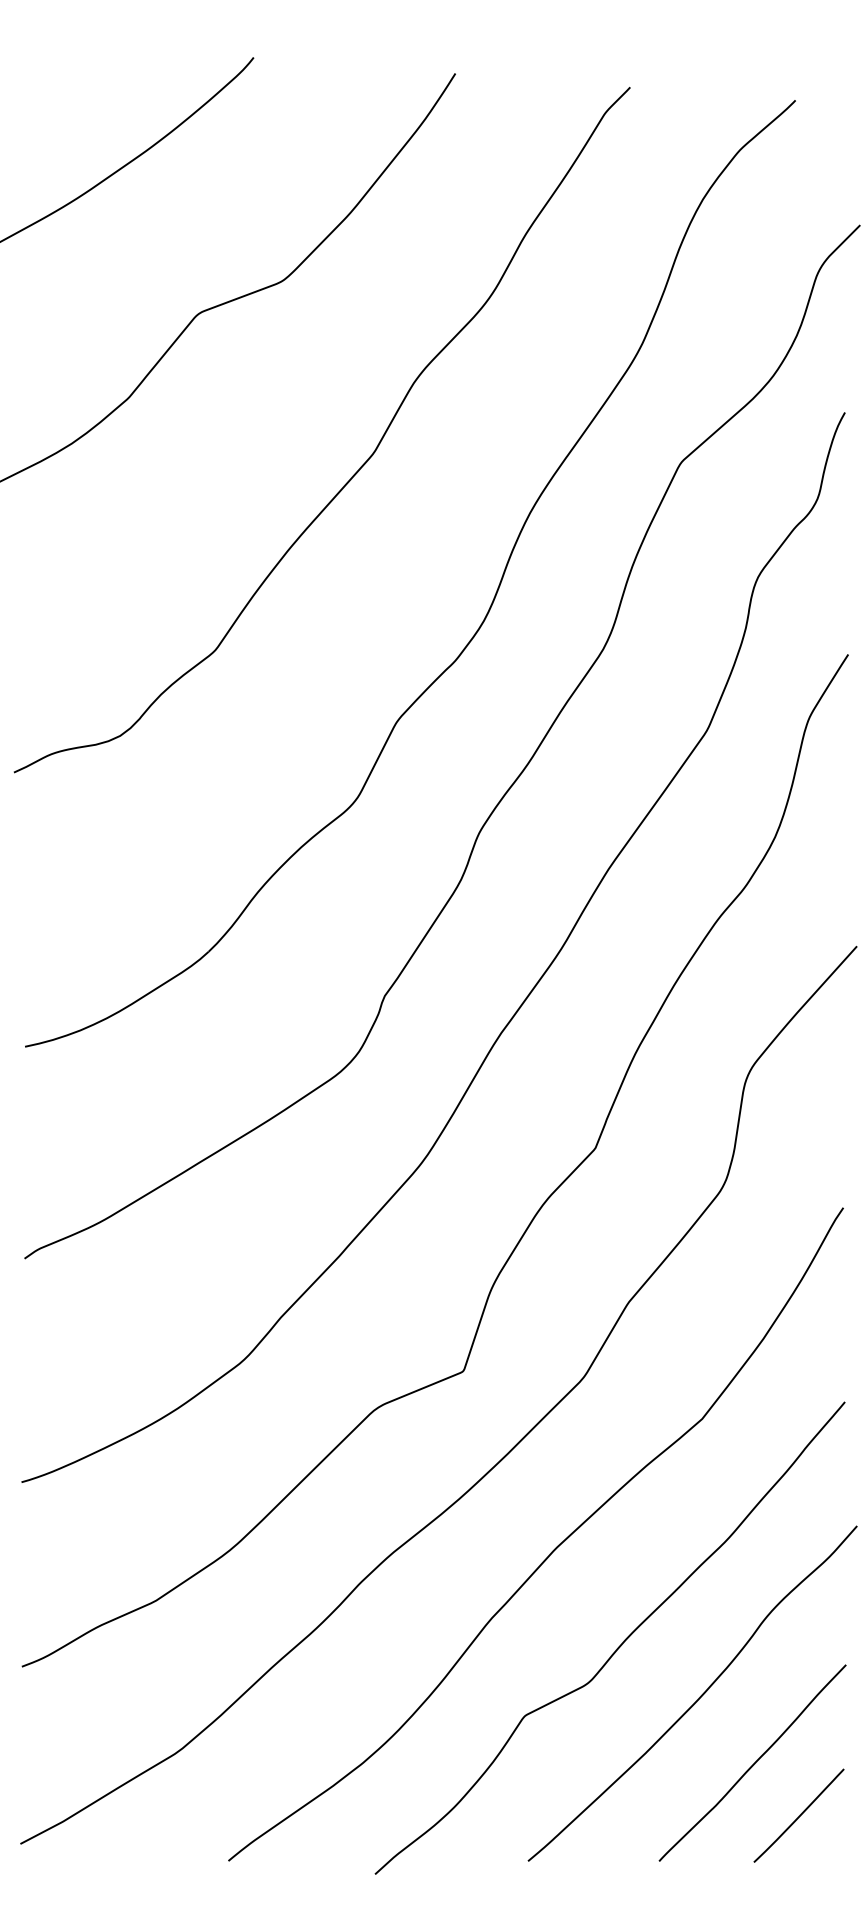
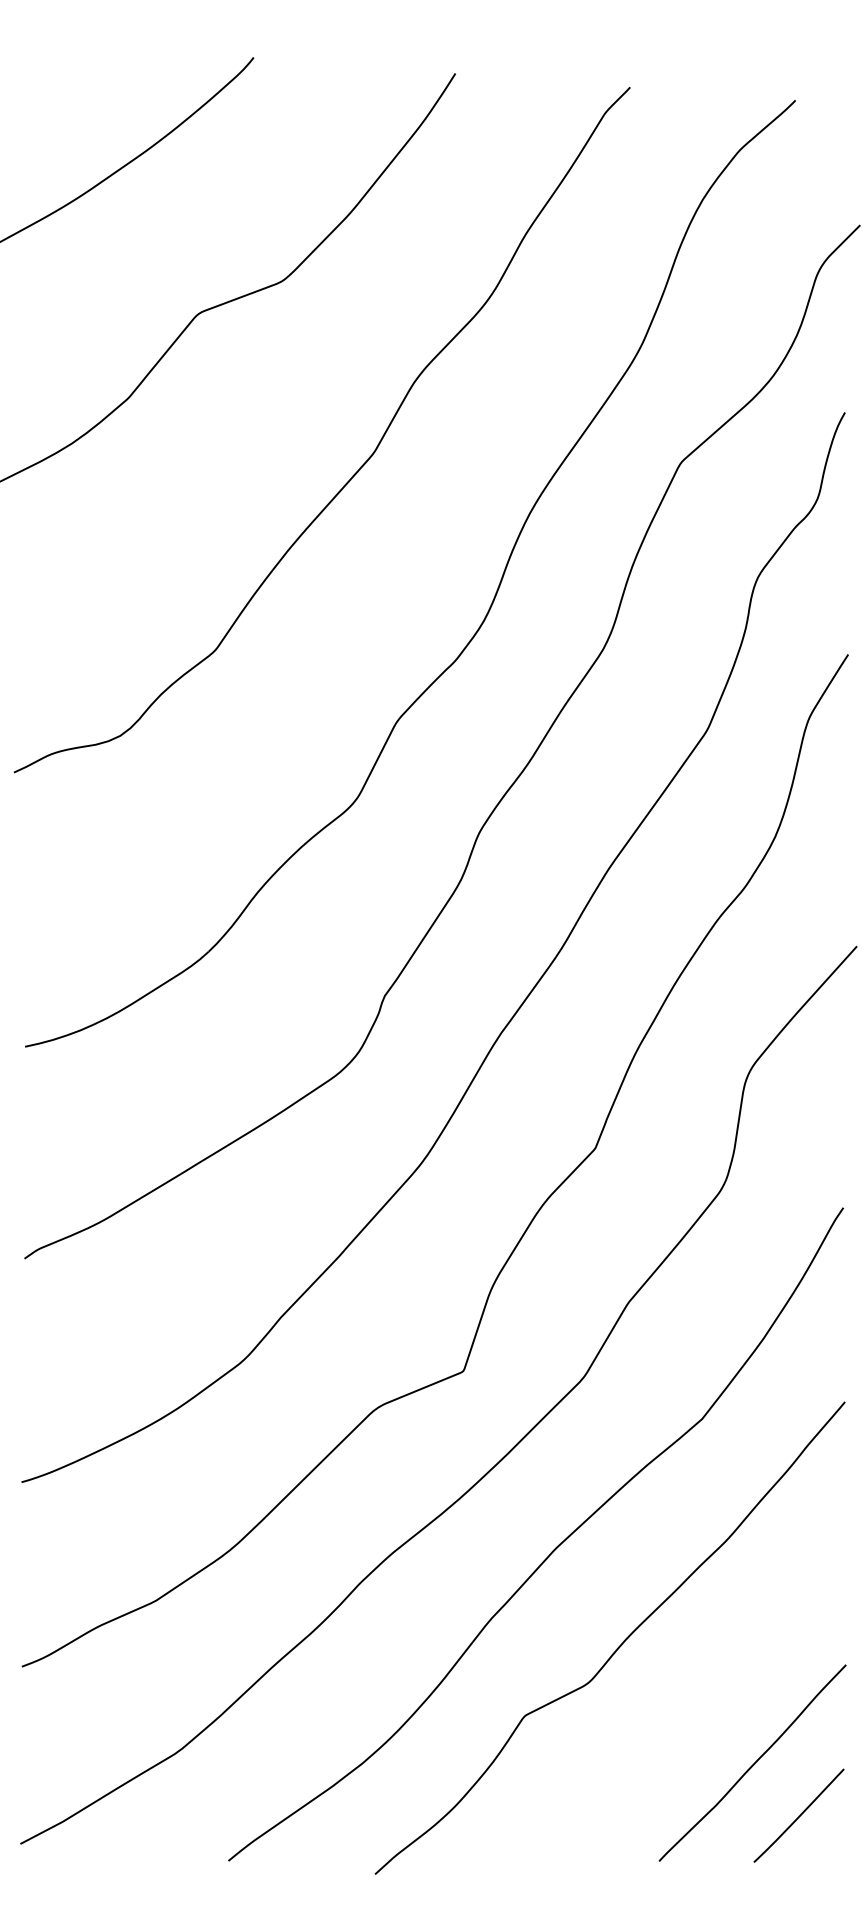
curve: present -> none (699, 1696)
